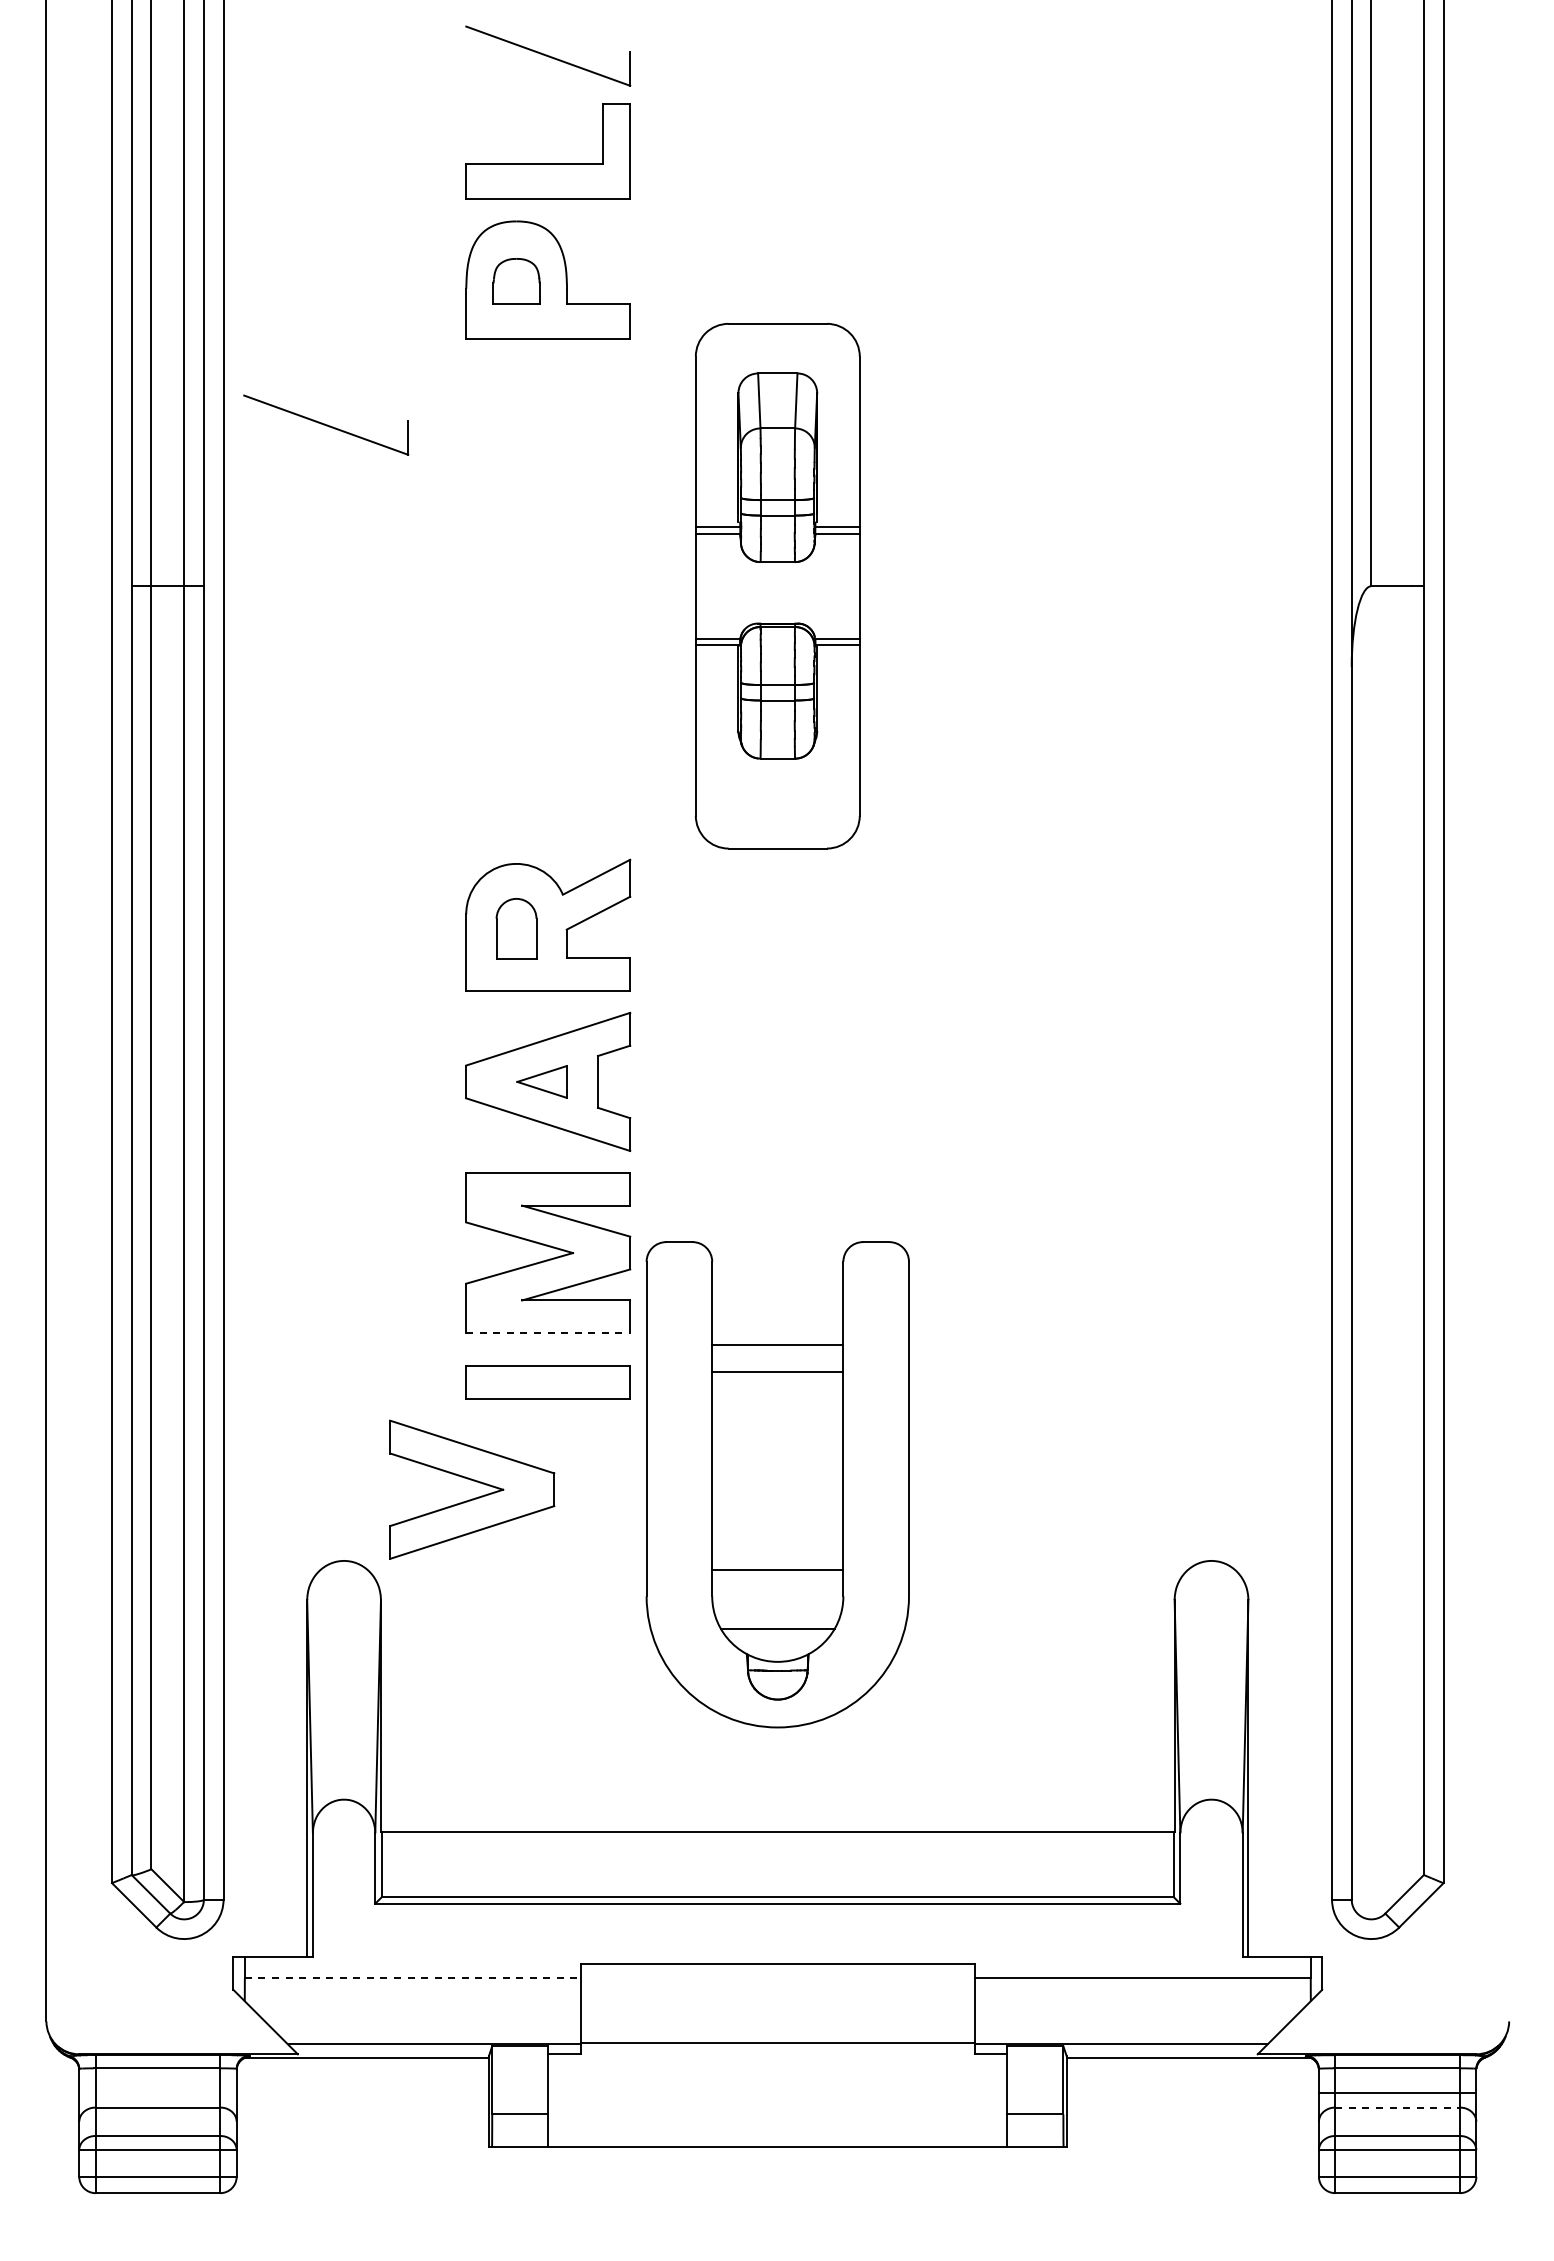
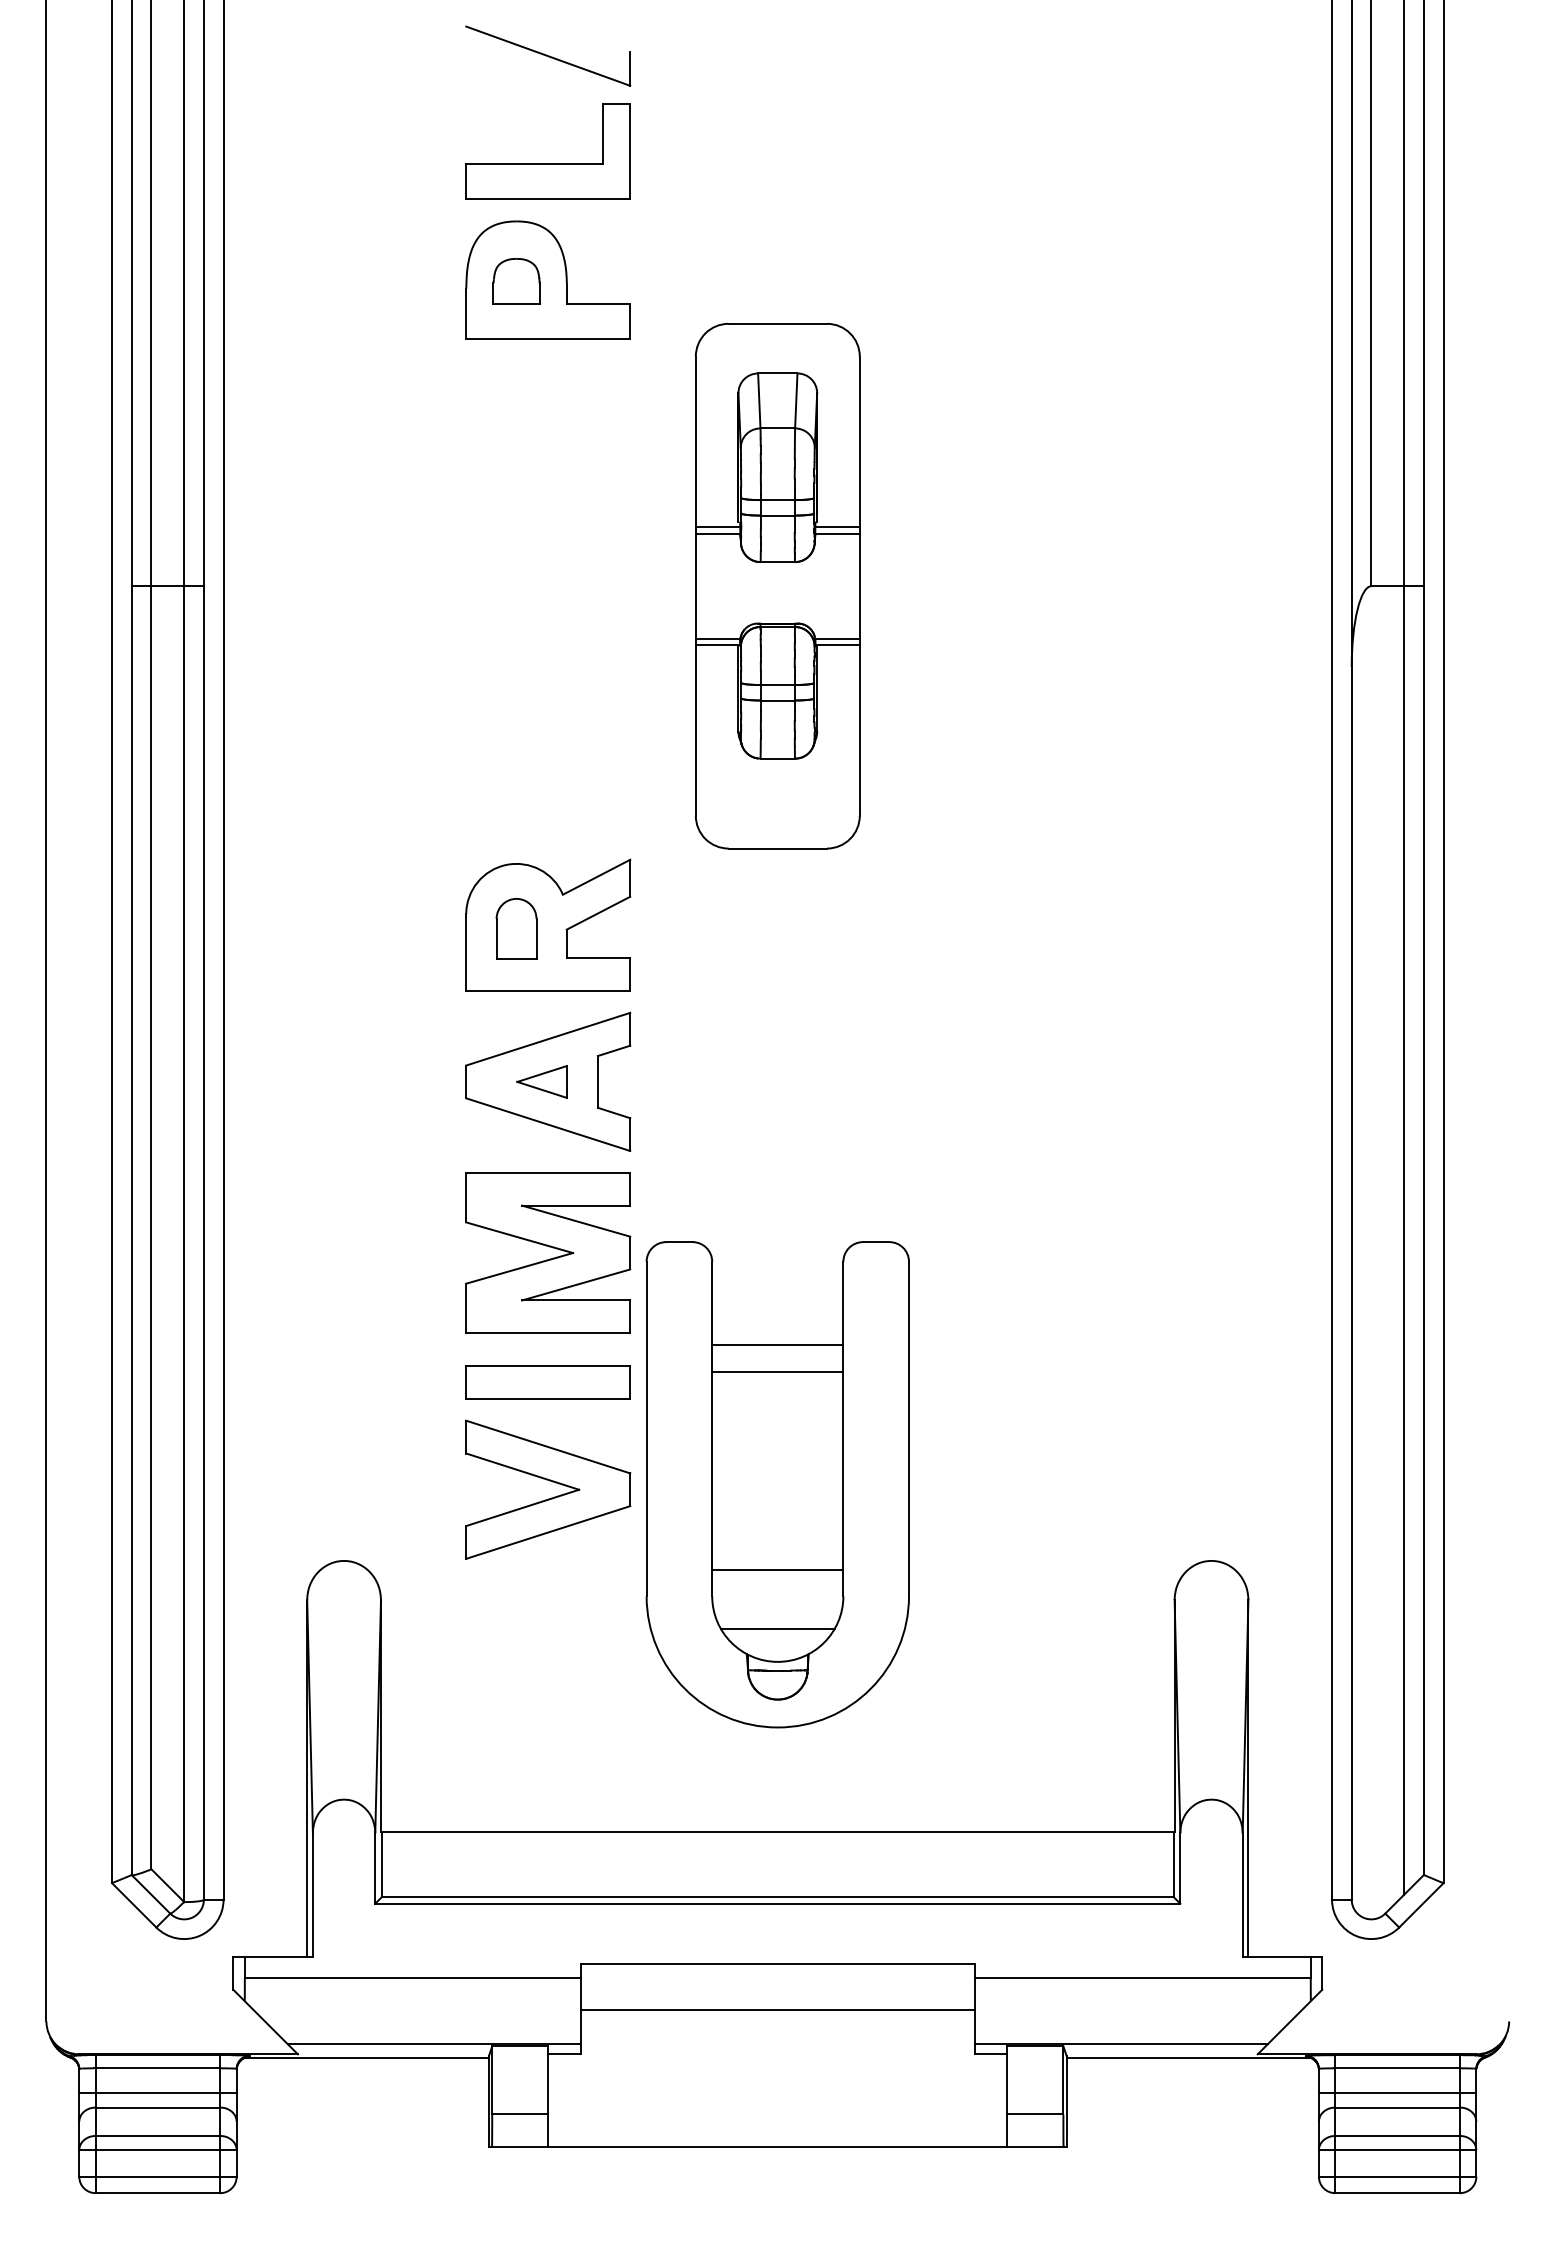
part: present -> none (326, 424)
line: none -> present (1404, 948)
line: dashed -> solid (548, 1333)
part position: (473, 1481) -> (549, 1481) (549, 1481)
line: dashed -> solid (413, 1978)
line position: (777, 2042) -> (777, 2009) (777, 2009)
line: none -> present (157, 2093)
line: dashed -> solid (1398, 2107)
